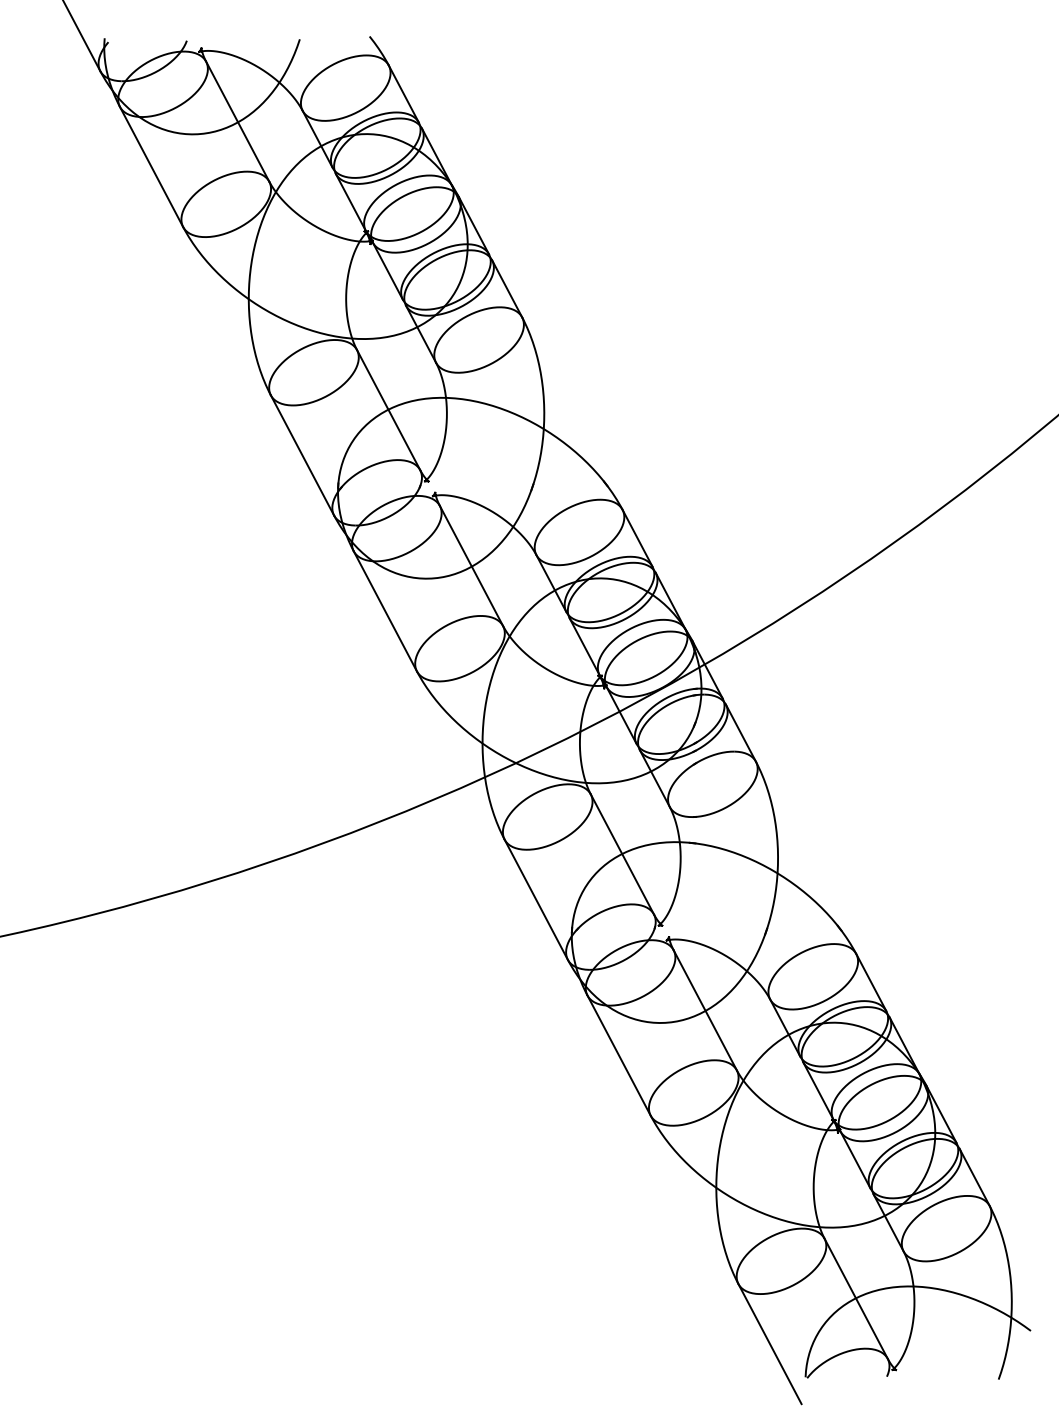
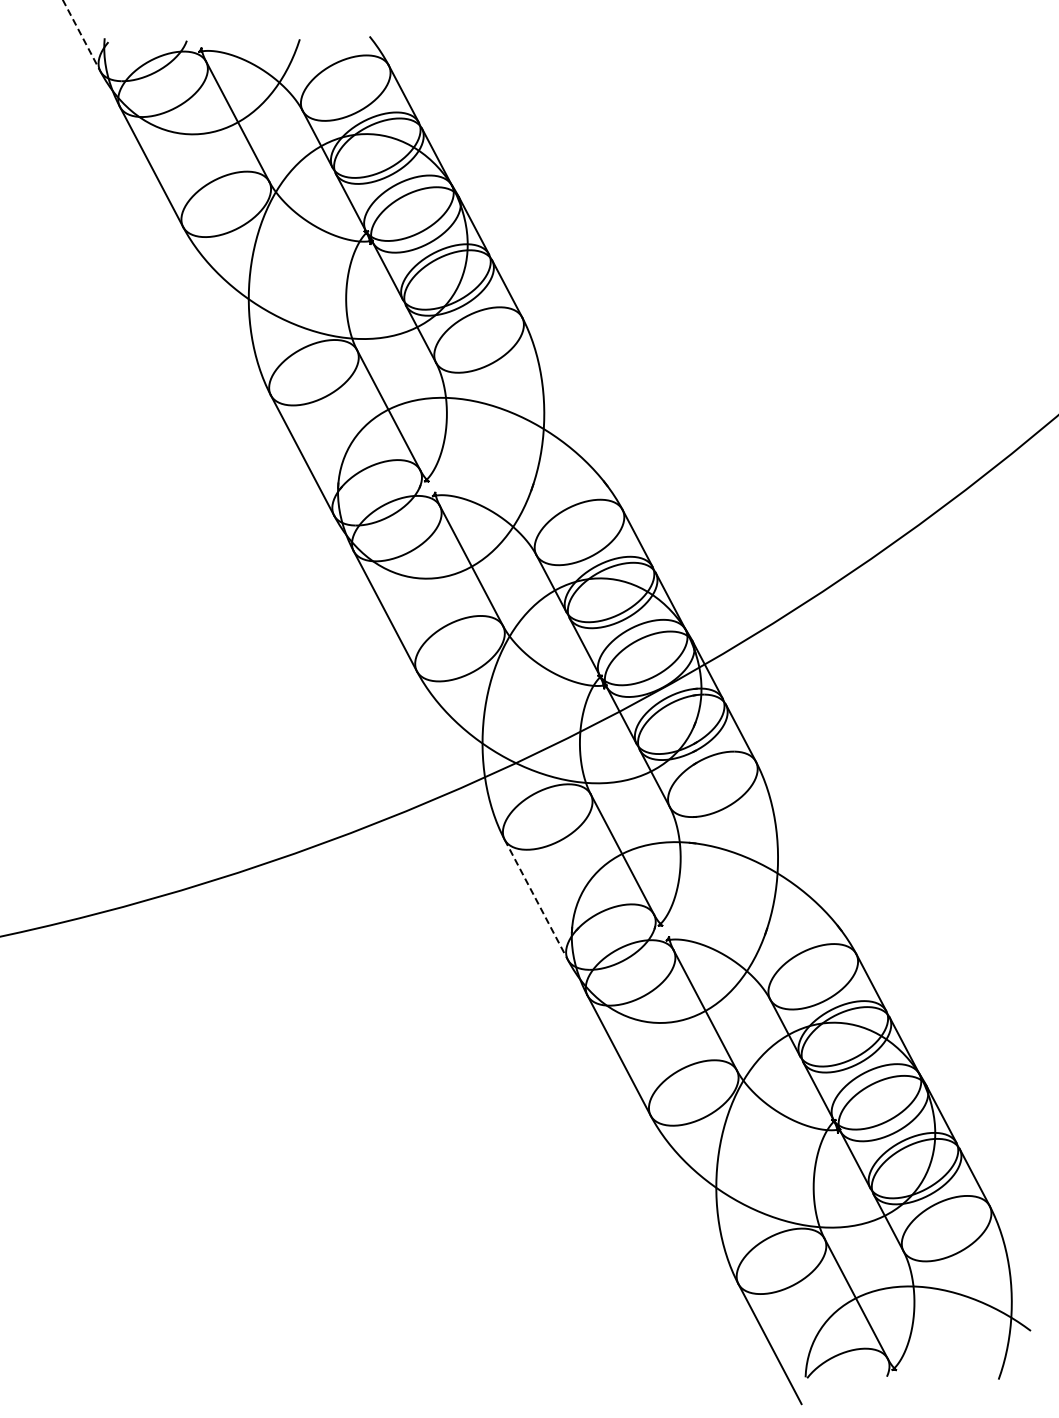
line: solid -> dashed (81, 35)
line: solid -> dashed (536, 899)
